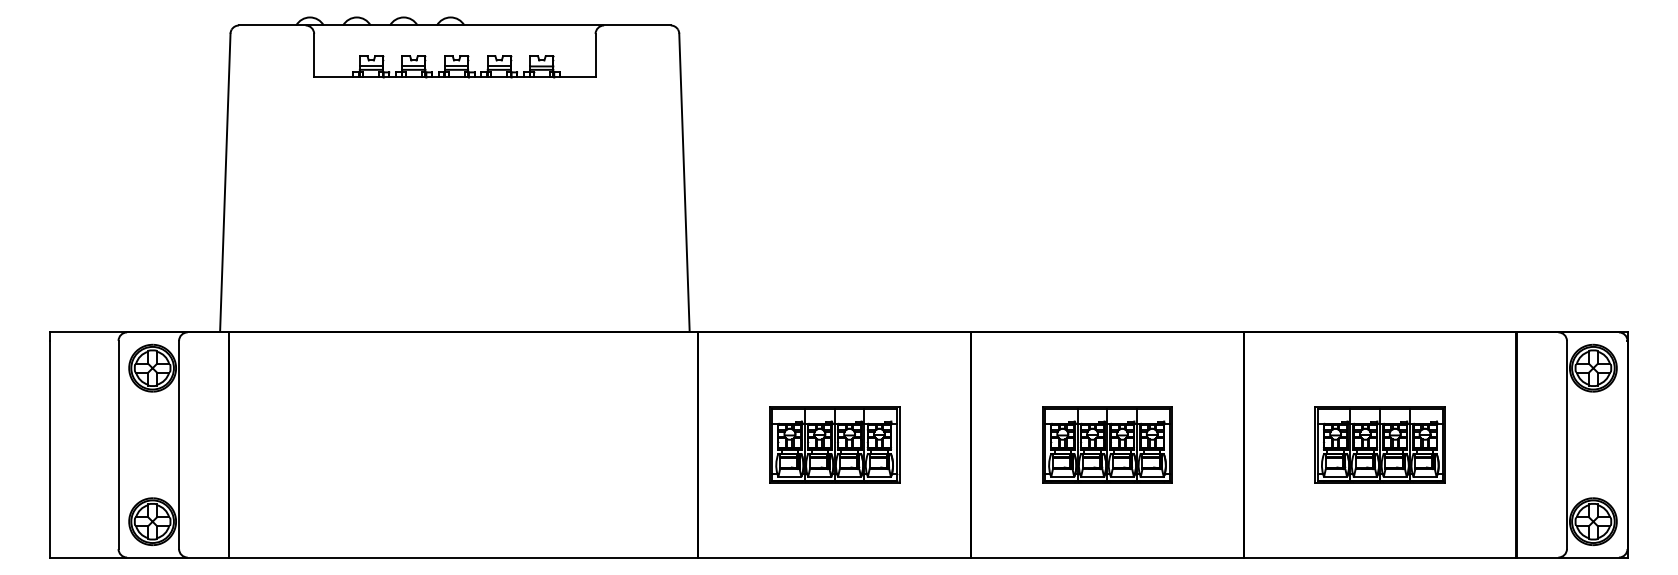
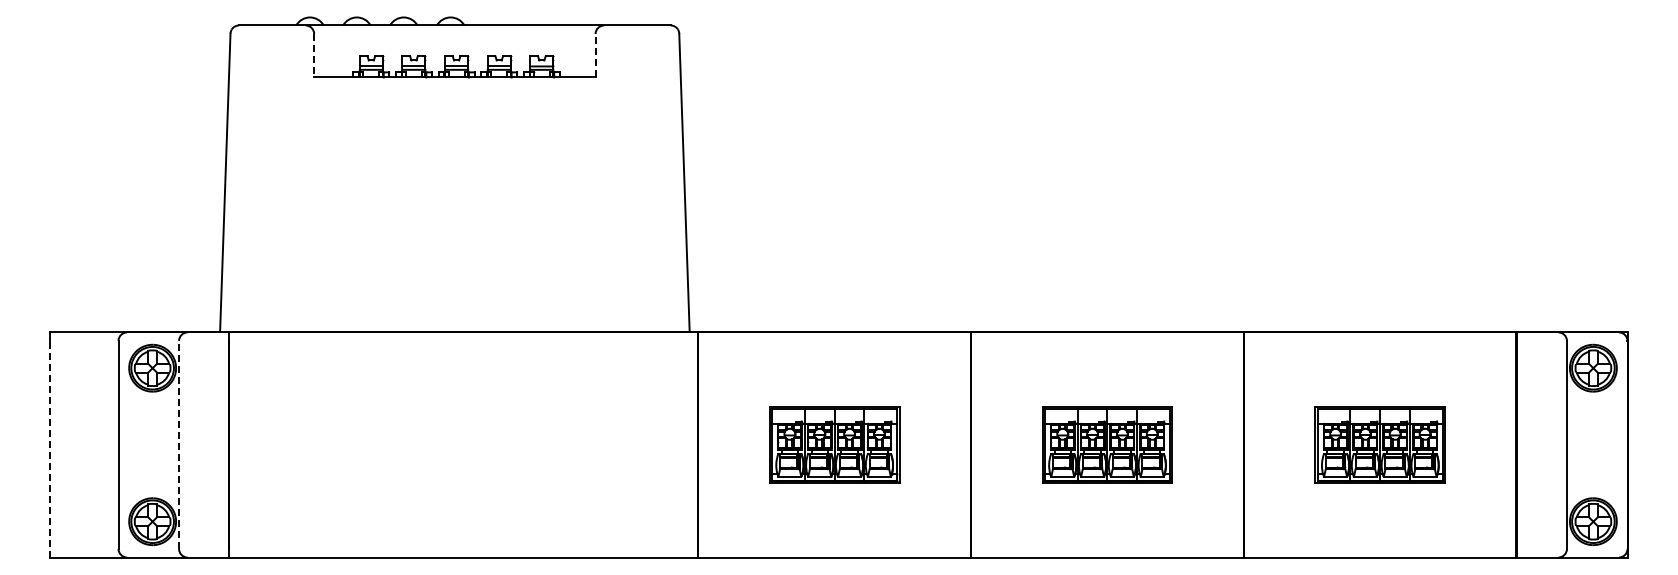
line: solid -> dashed (314, 55)
line: solid -> dashed (595, 55)
line: solid -> dashed (179, 444)
line: solid -> dashed (50, 448)
